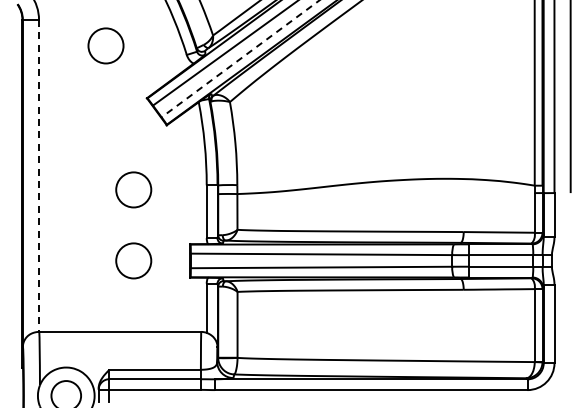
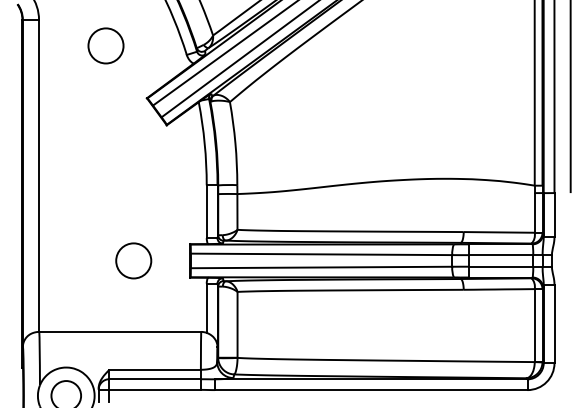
line: dashed -> solid (240, 59)
line: dashed -> solid (39, 176)
circle: present -> none (133, 189)
